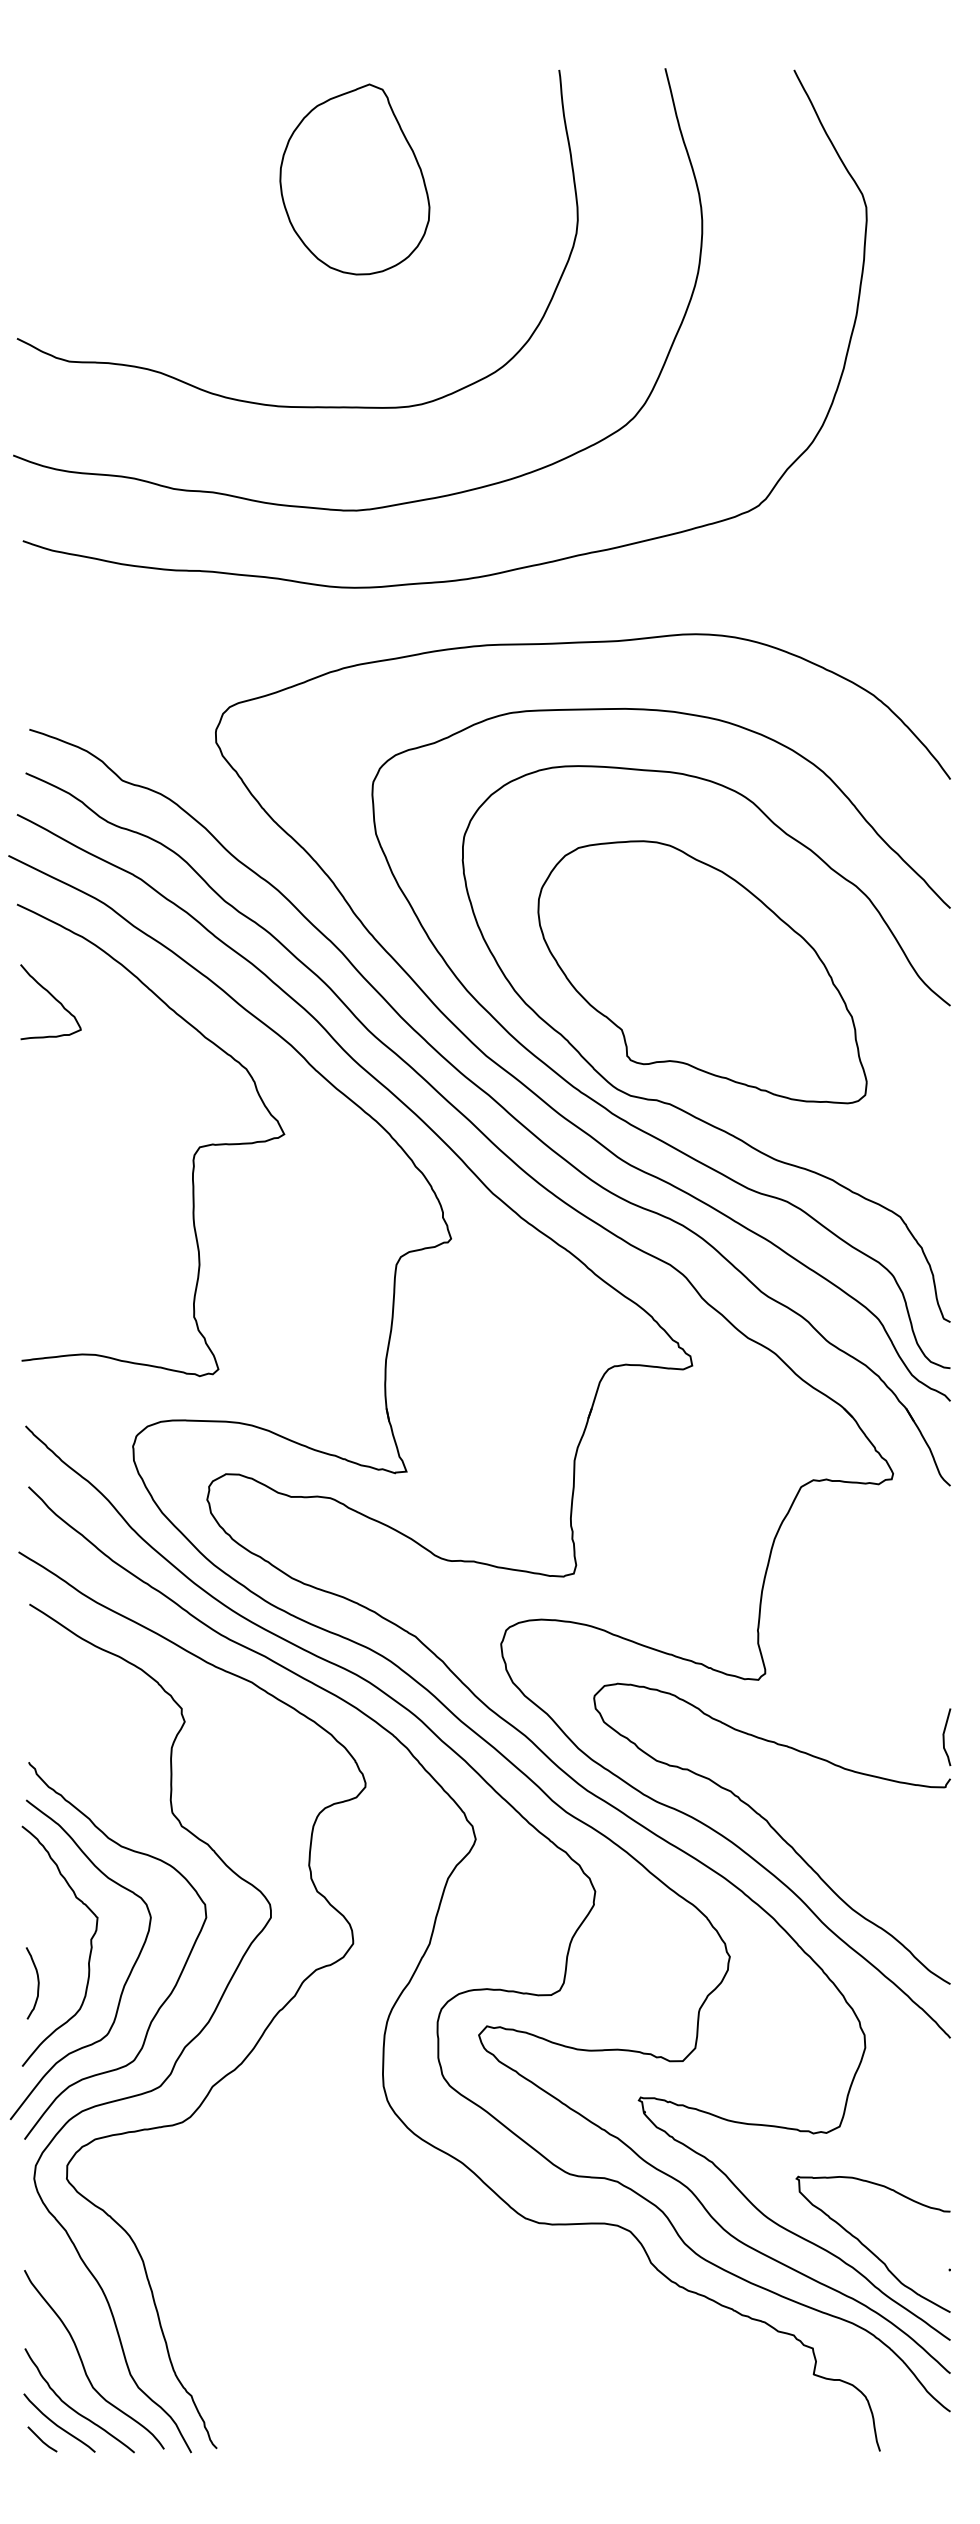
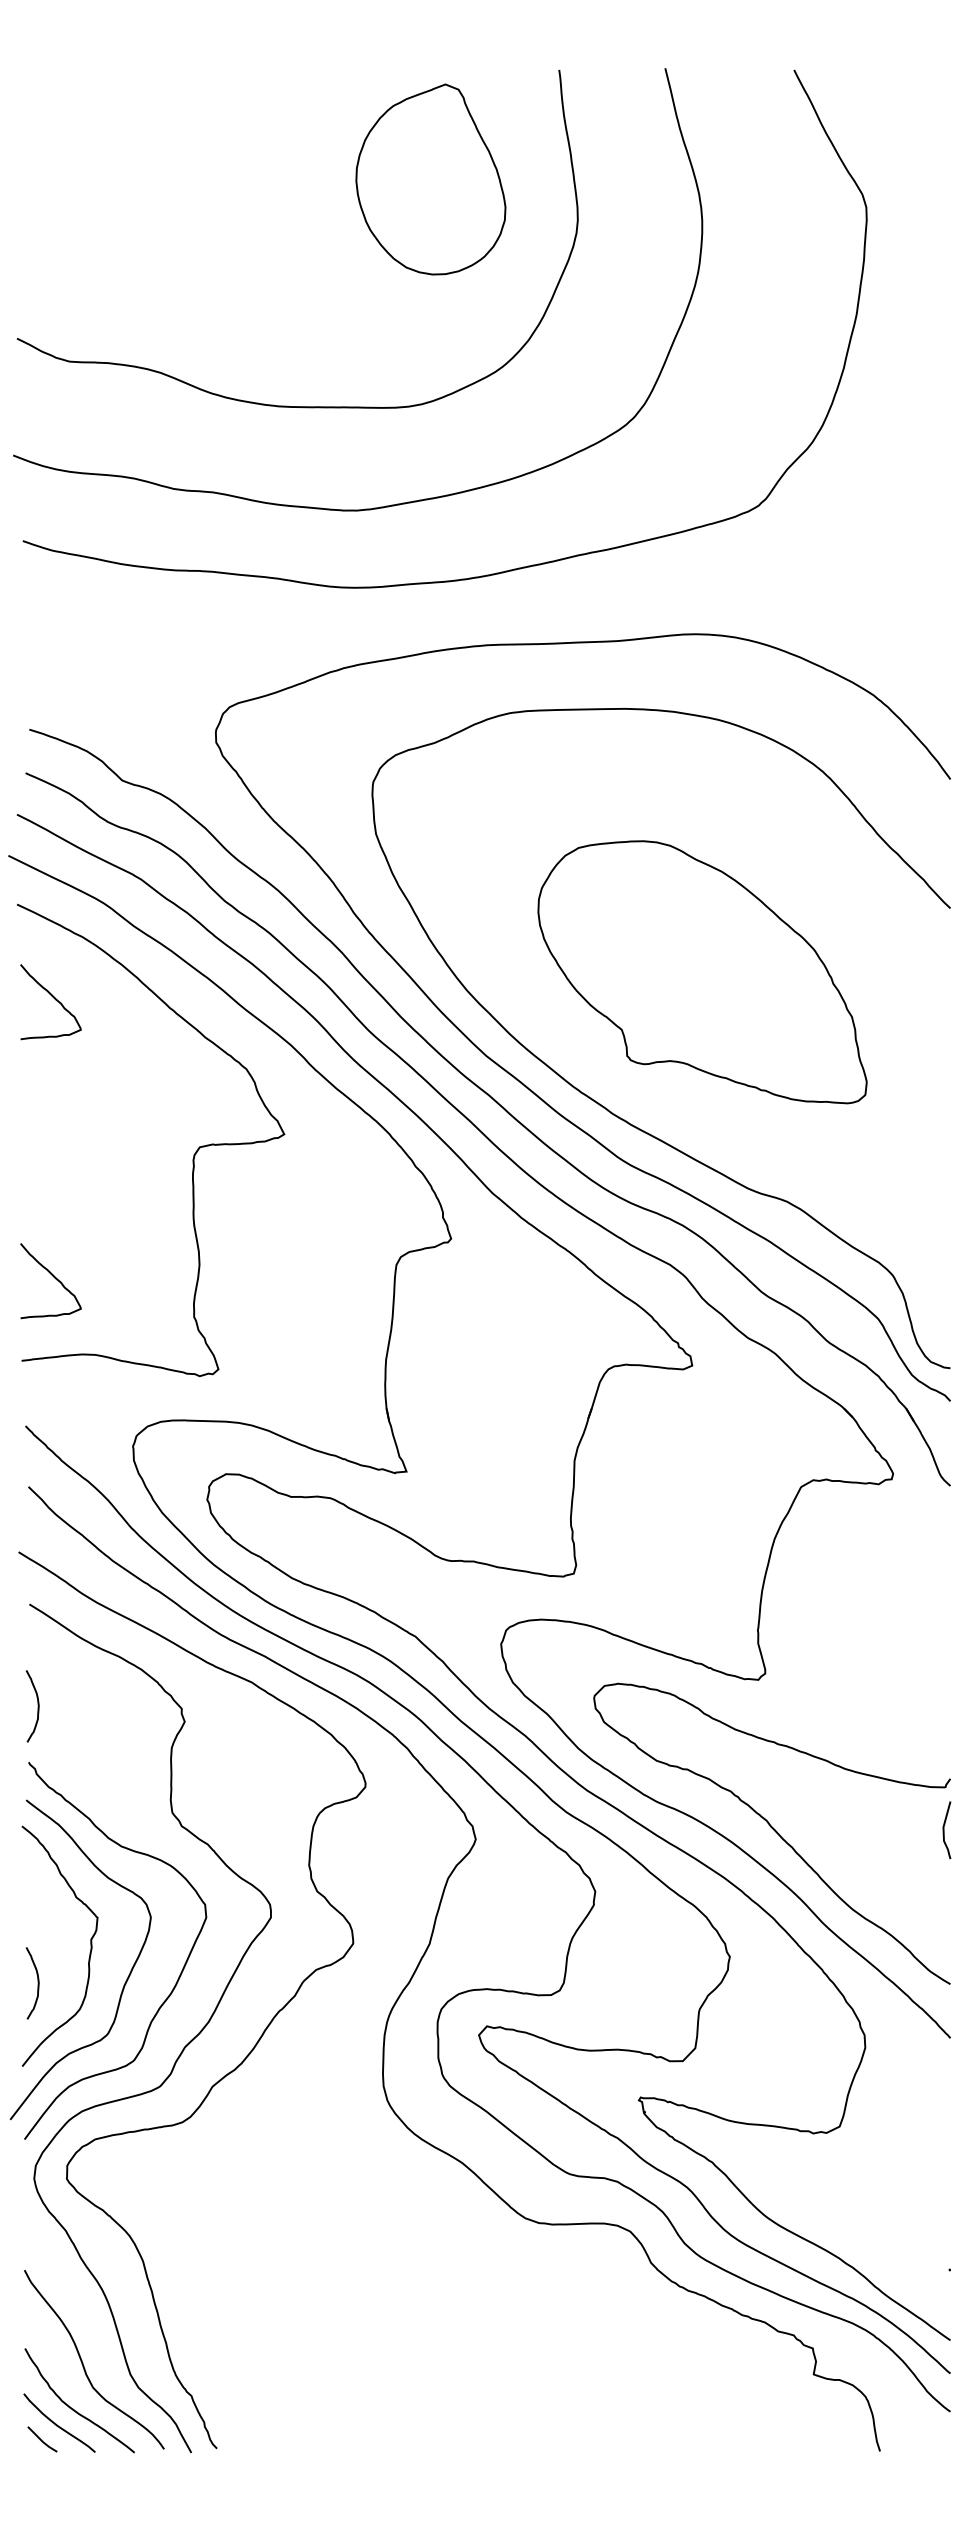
part position: (354, 179) -> (430, 179) (430, 179)
curve: present -> none (675, 1105)
curve: none -> present (53, 1277)
curve: none -> present (37, 1706)
curve position: (944, 1737) -> (944, 1830) (944, 1830)
curve: present -> none (870, 2249)
